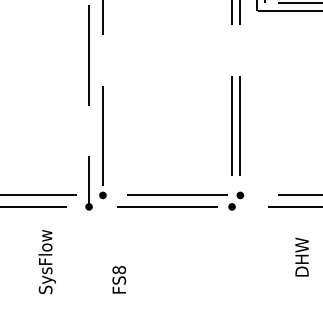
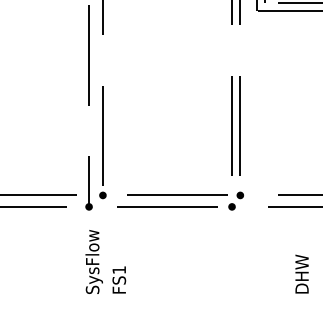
text position: (301, 256) -> (301, 273) (301, 273)
text position: (46, 261) -> (93, 261) (93, 261)
text: FS8 -> FS1 (119, 270)
